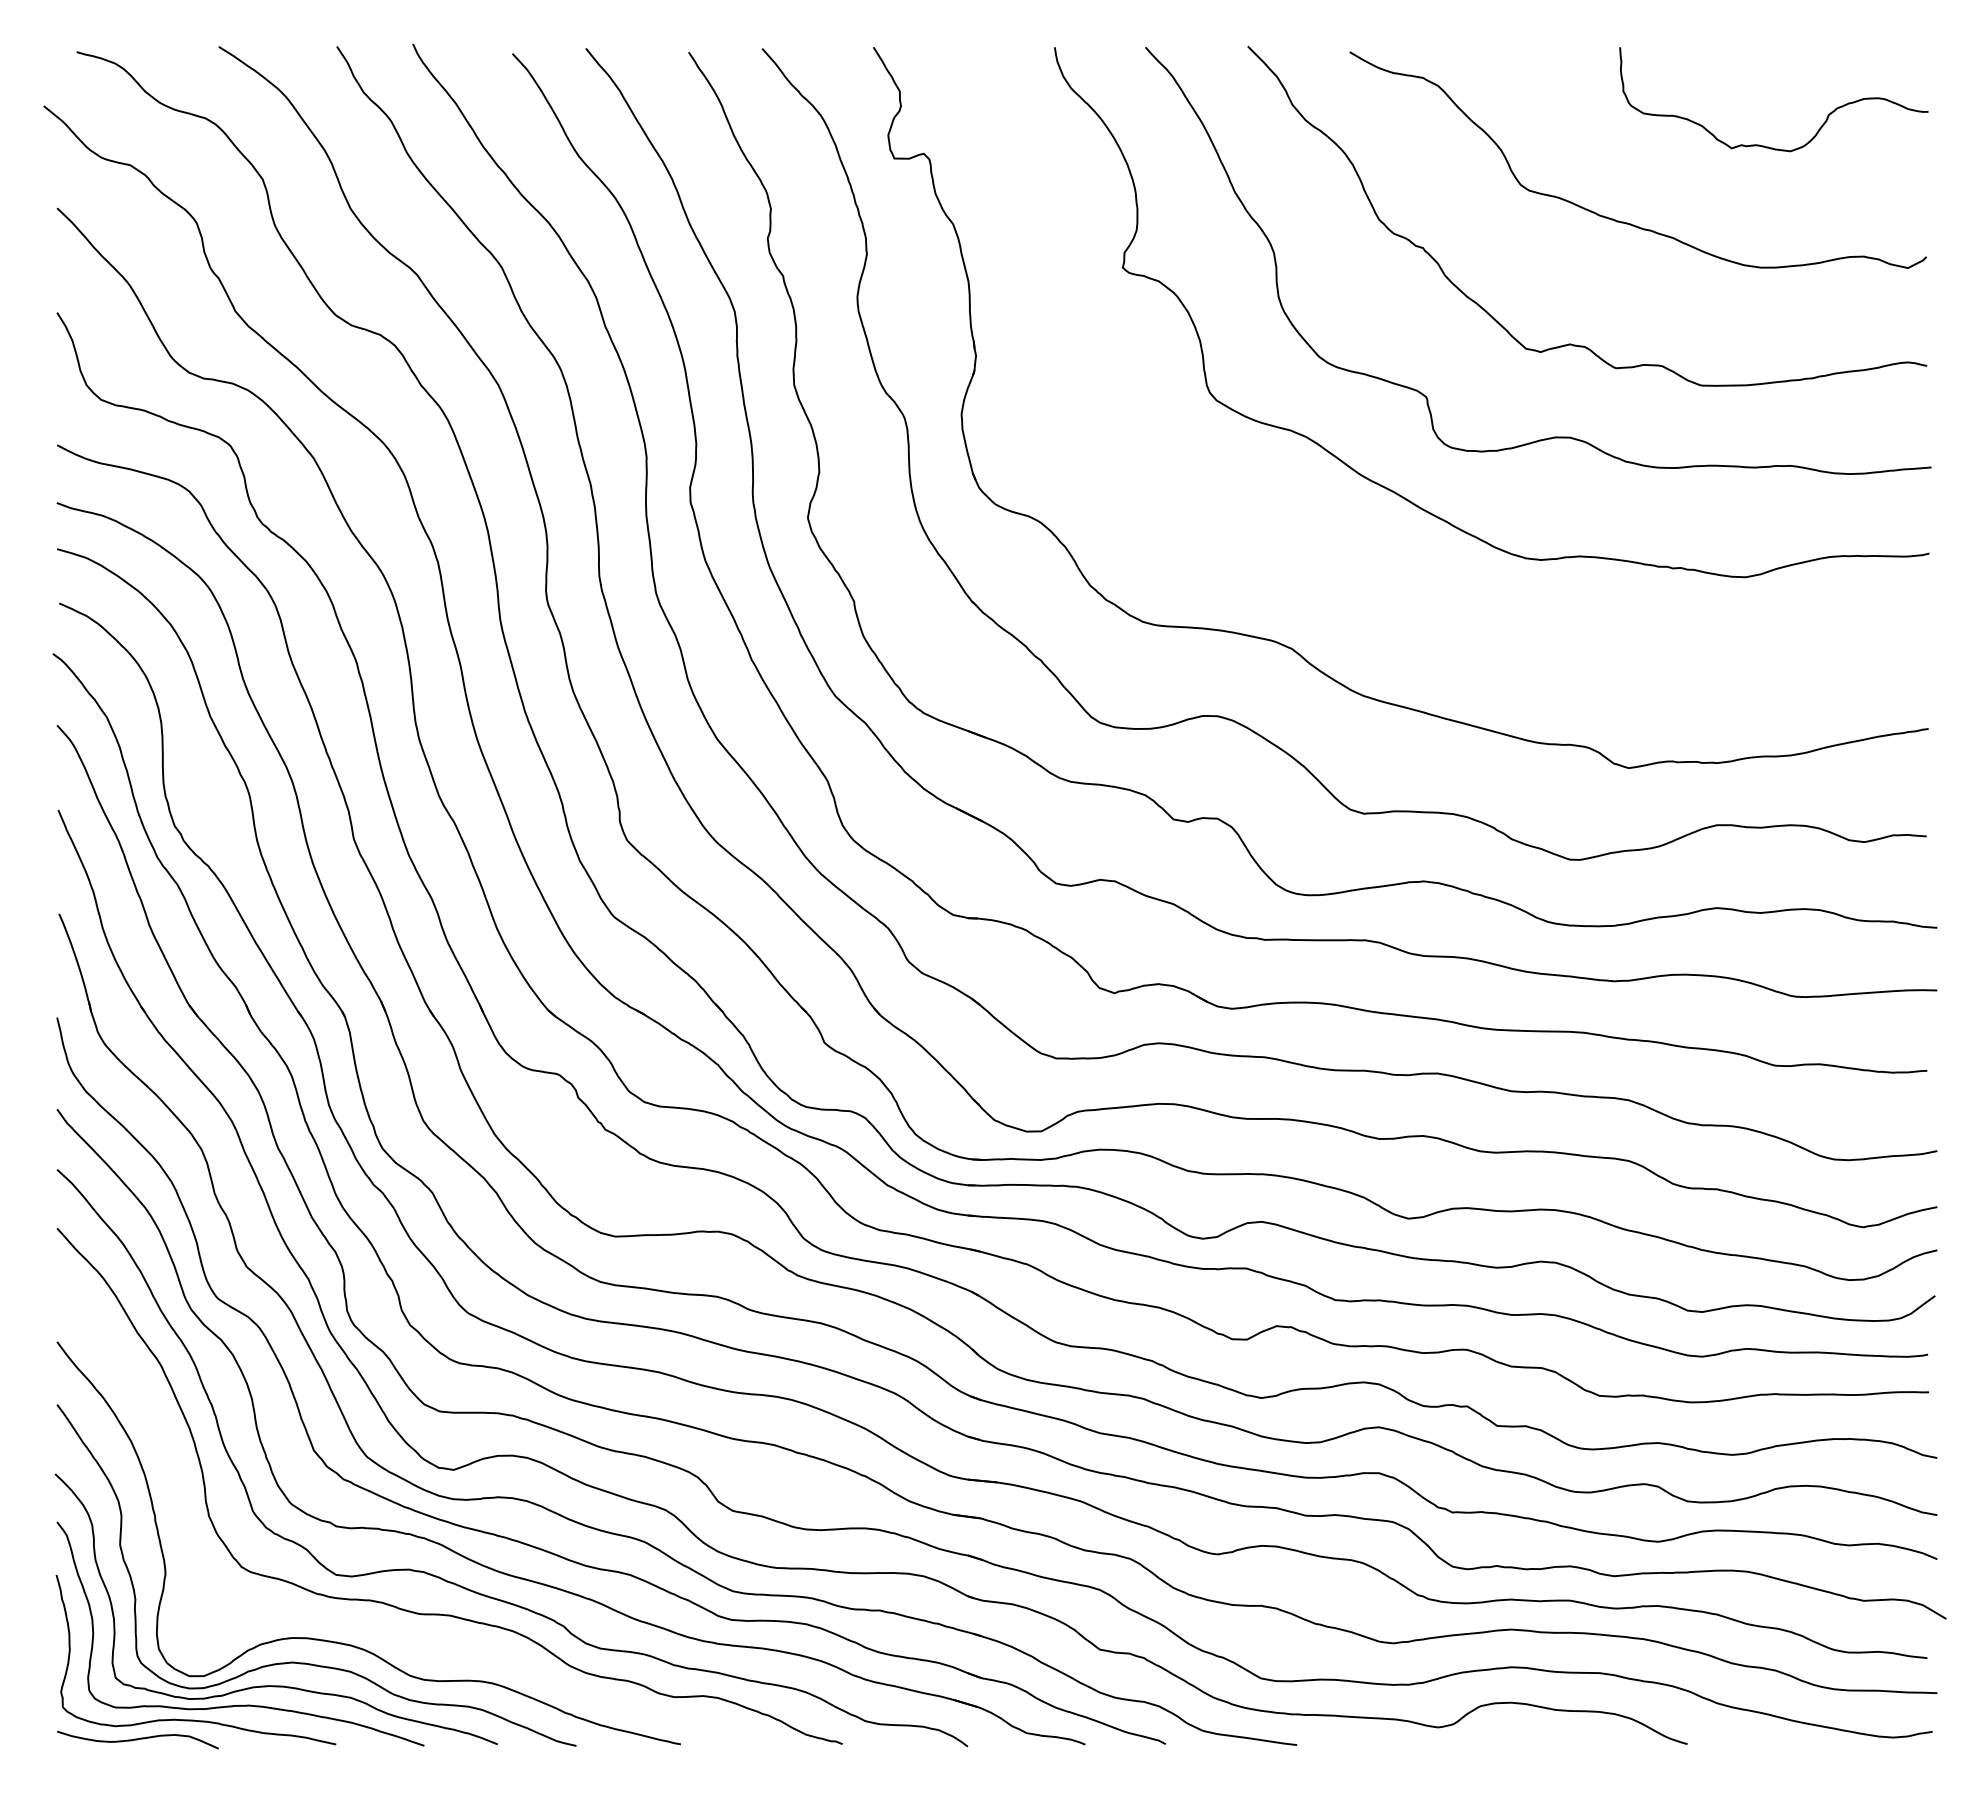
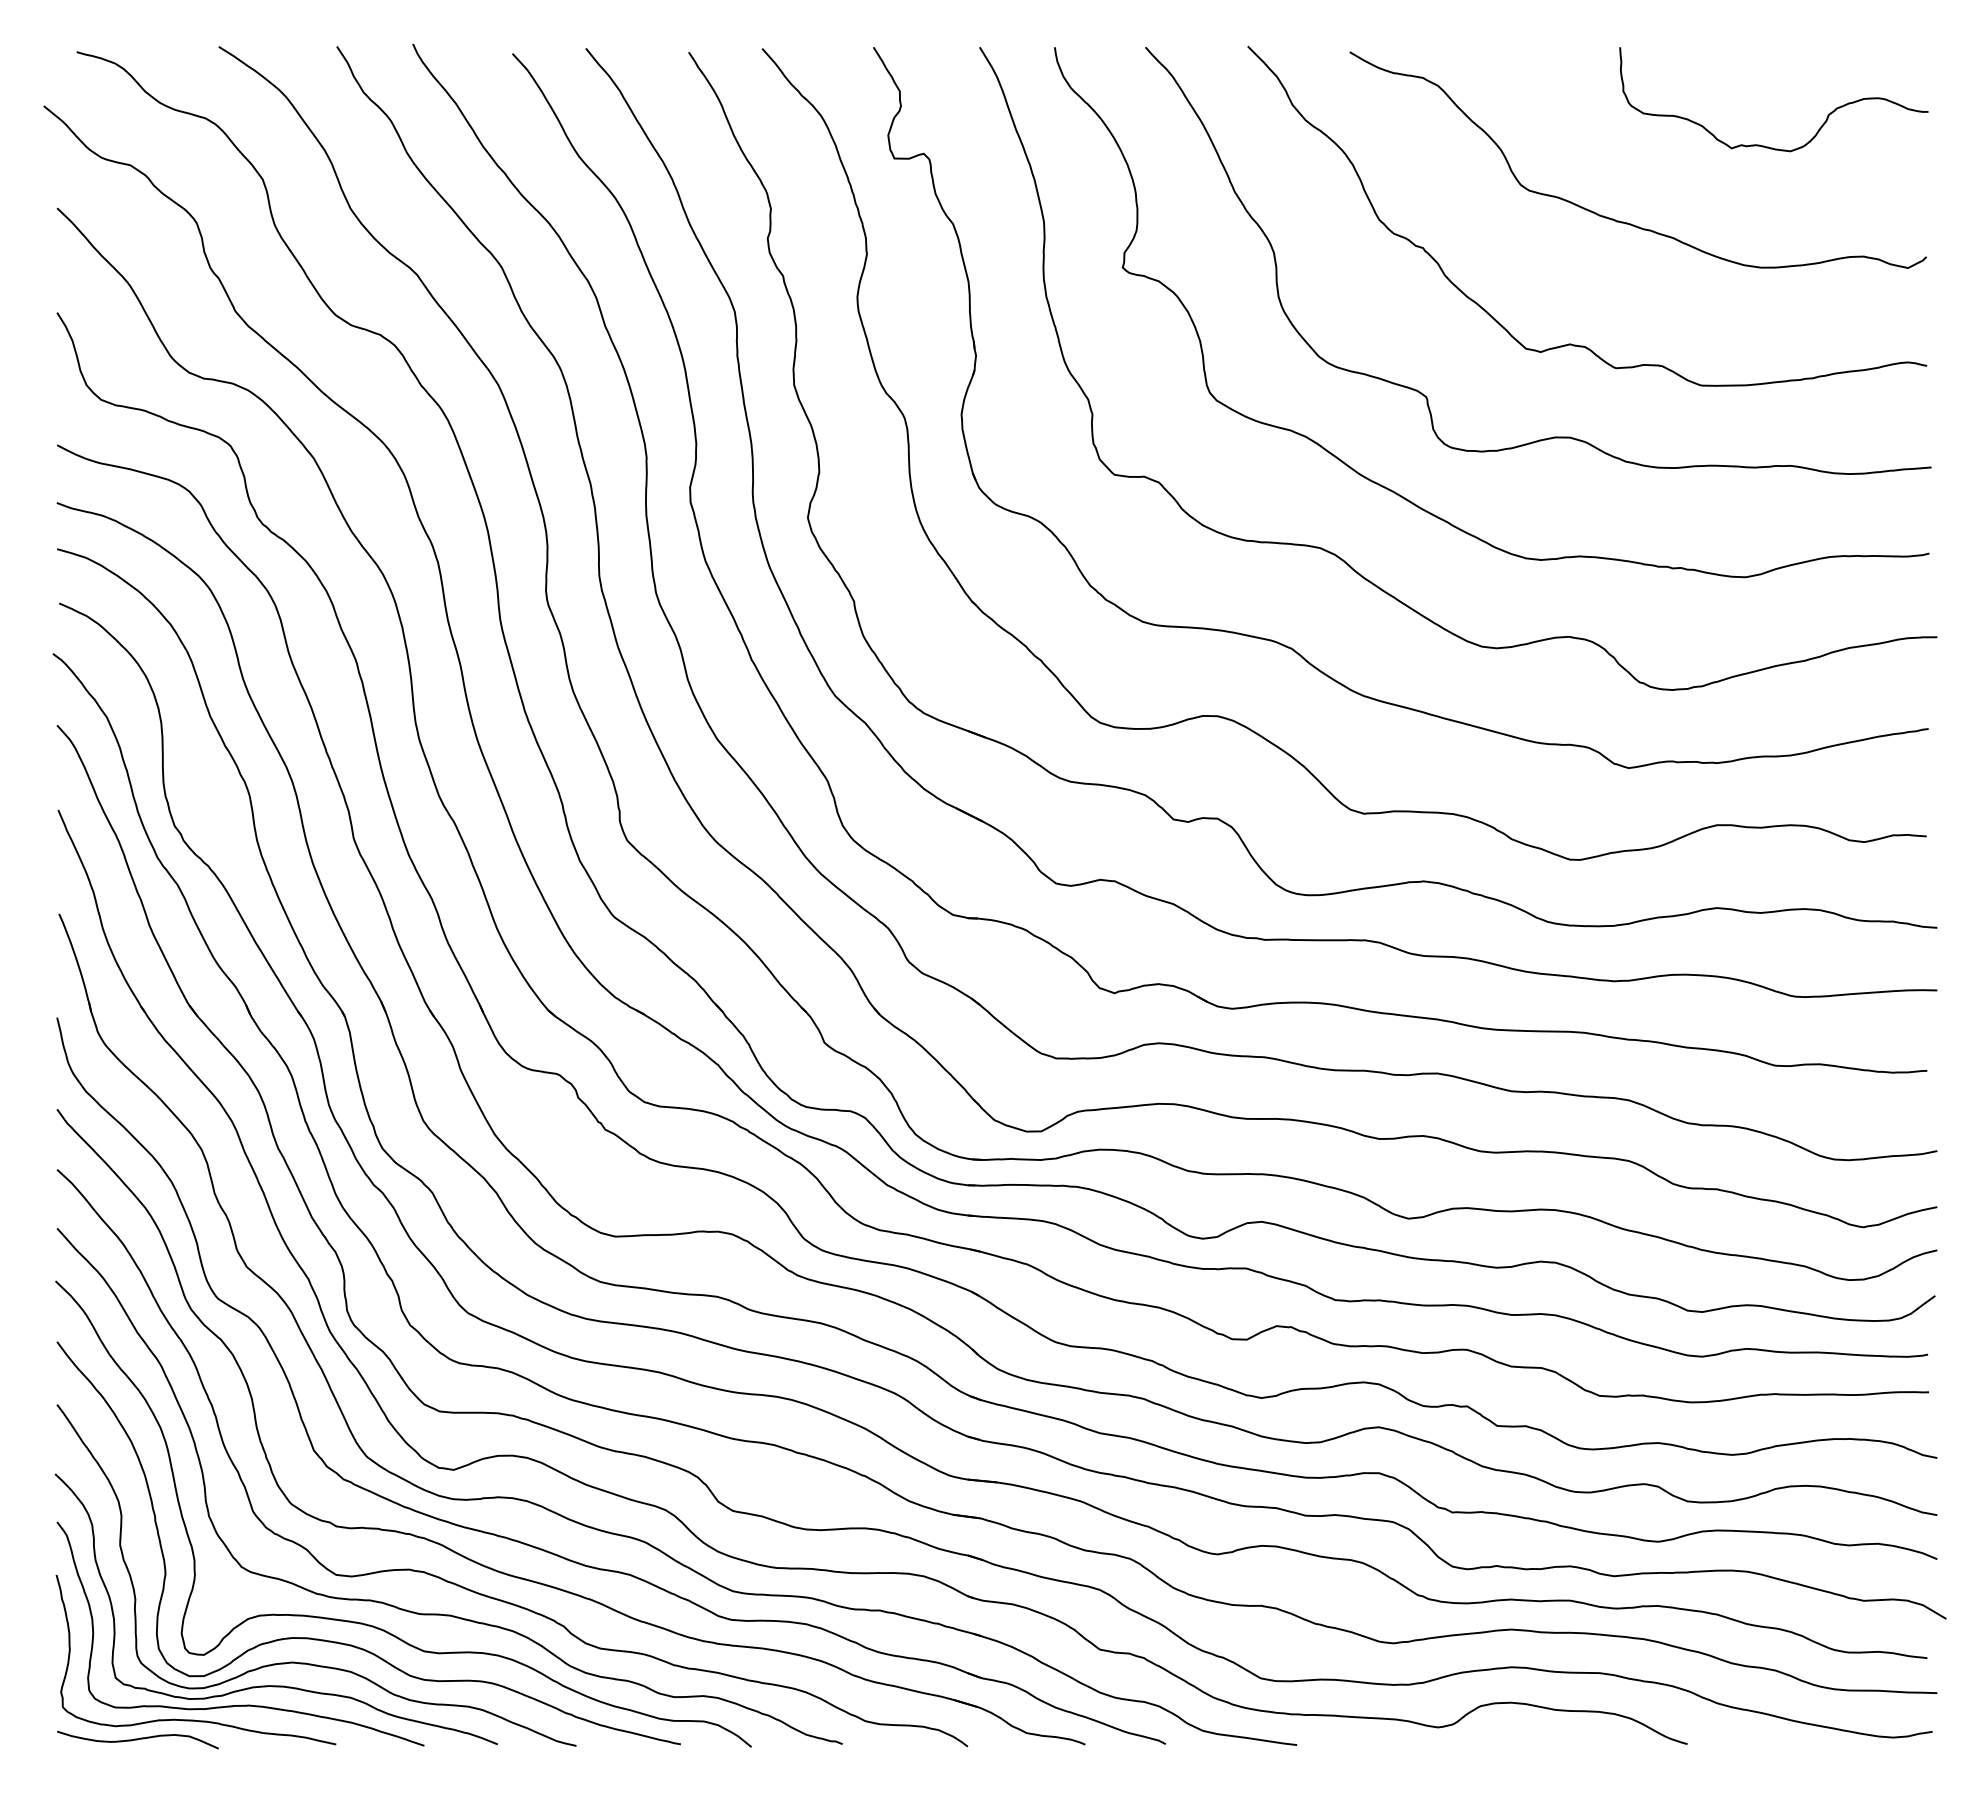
curve: none -> present (1336, 554)
curve: none -> present (373, 1625)
